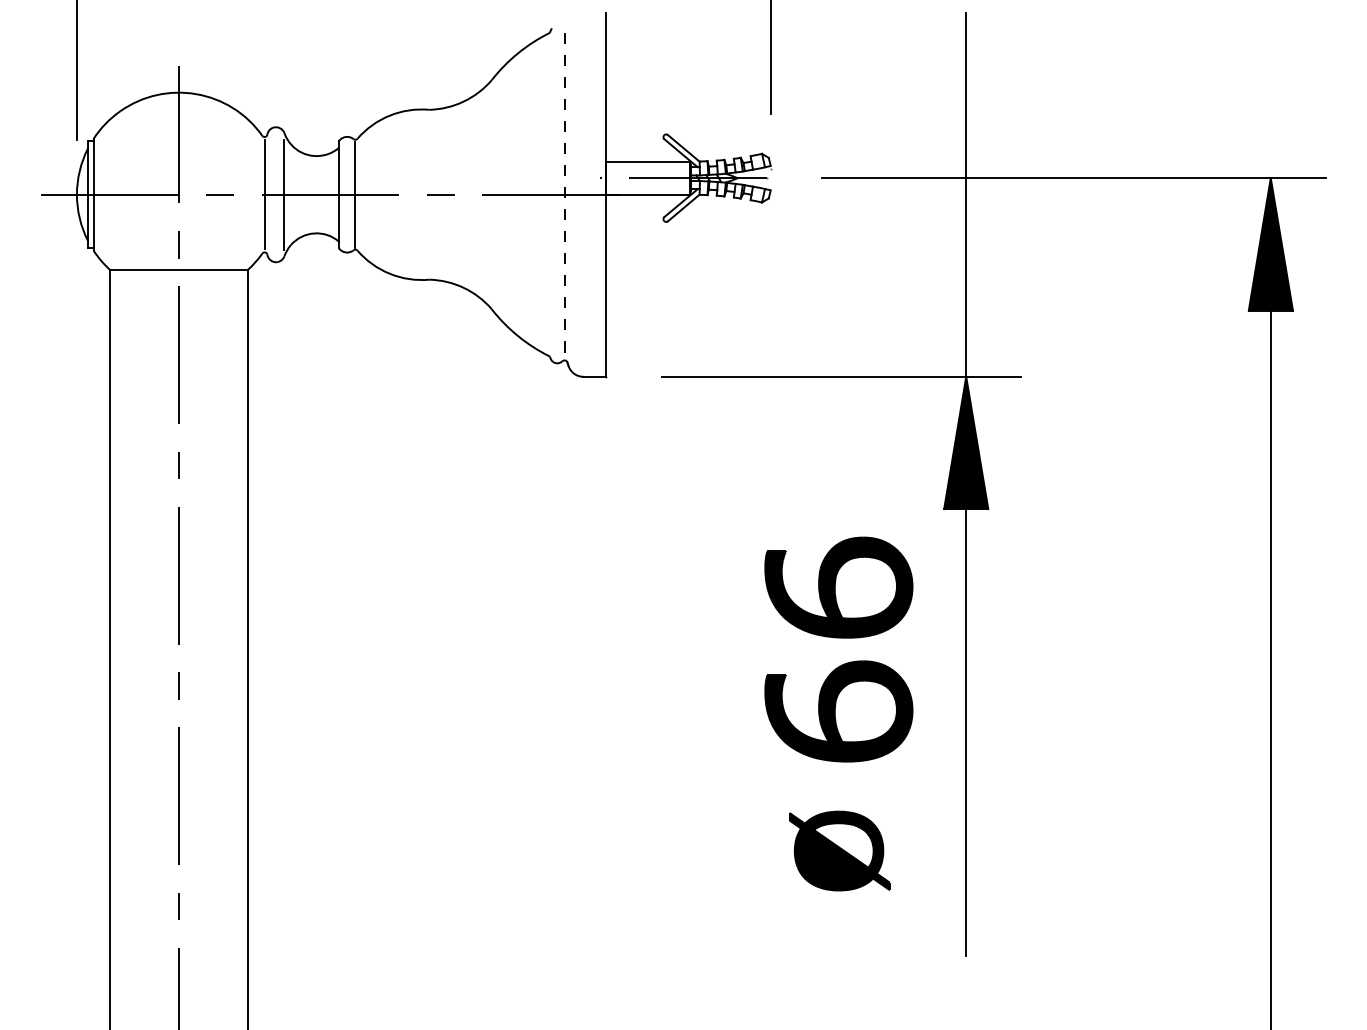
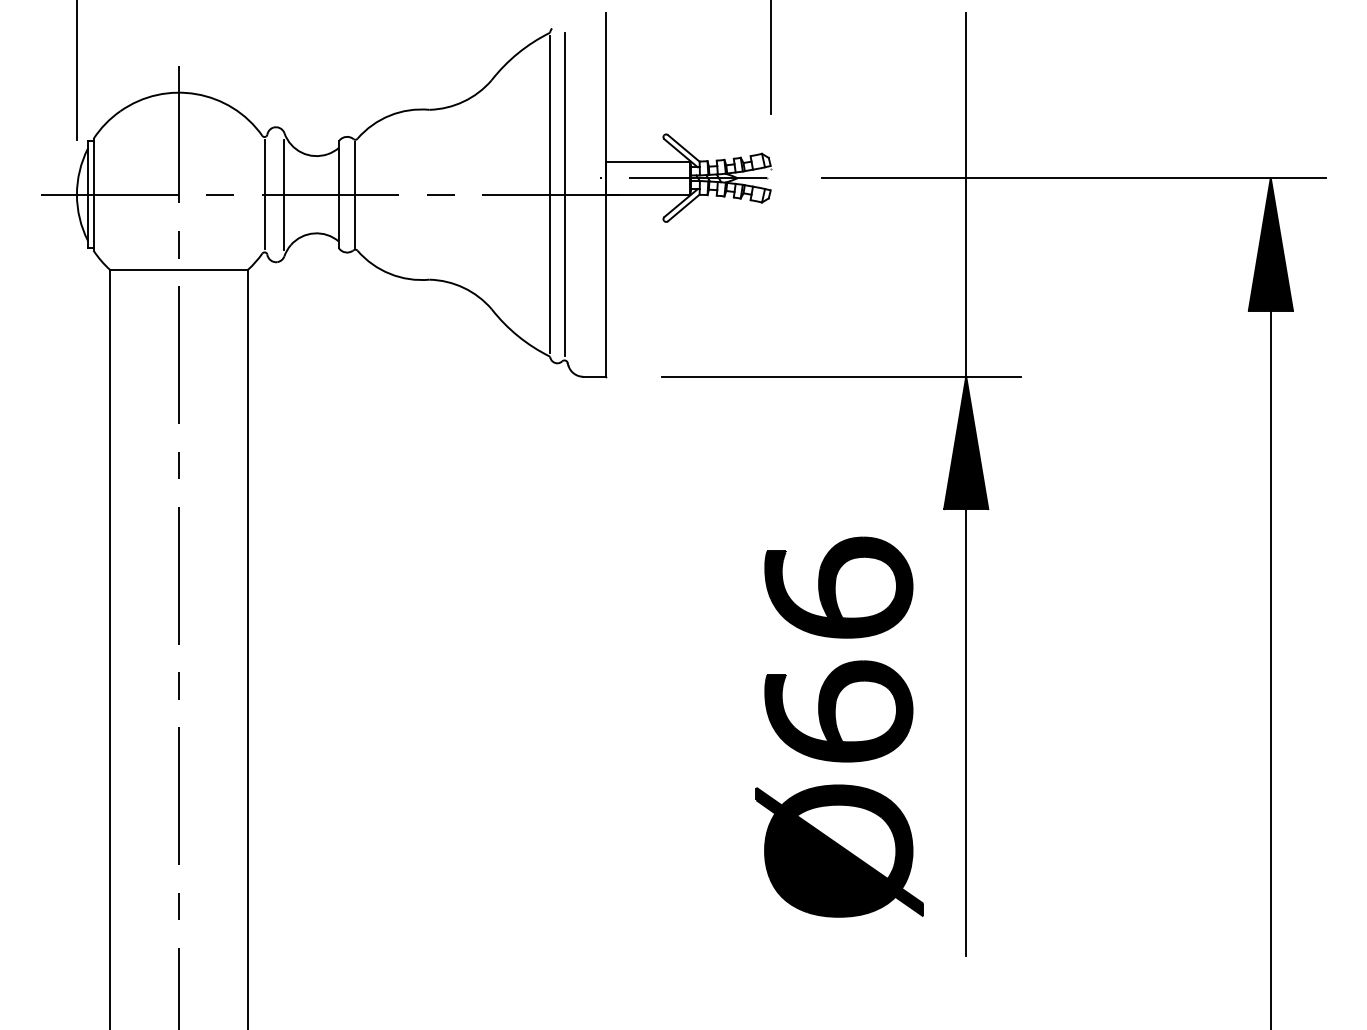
line: none -> present (550, 194)
line: dashed -> solid (564, 194)
part size: 102x82 px -> 169x134 px (839, 850)
